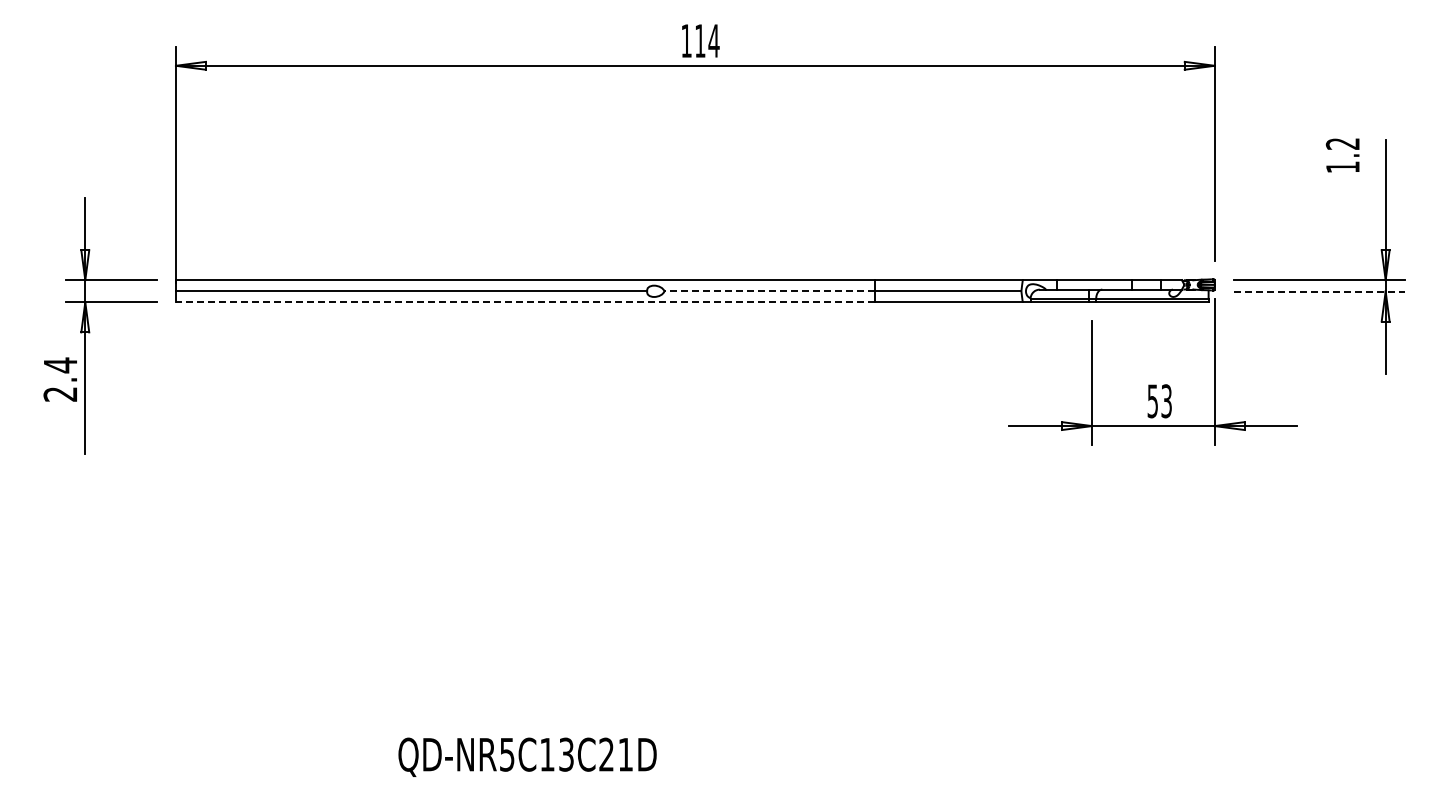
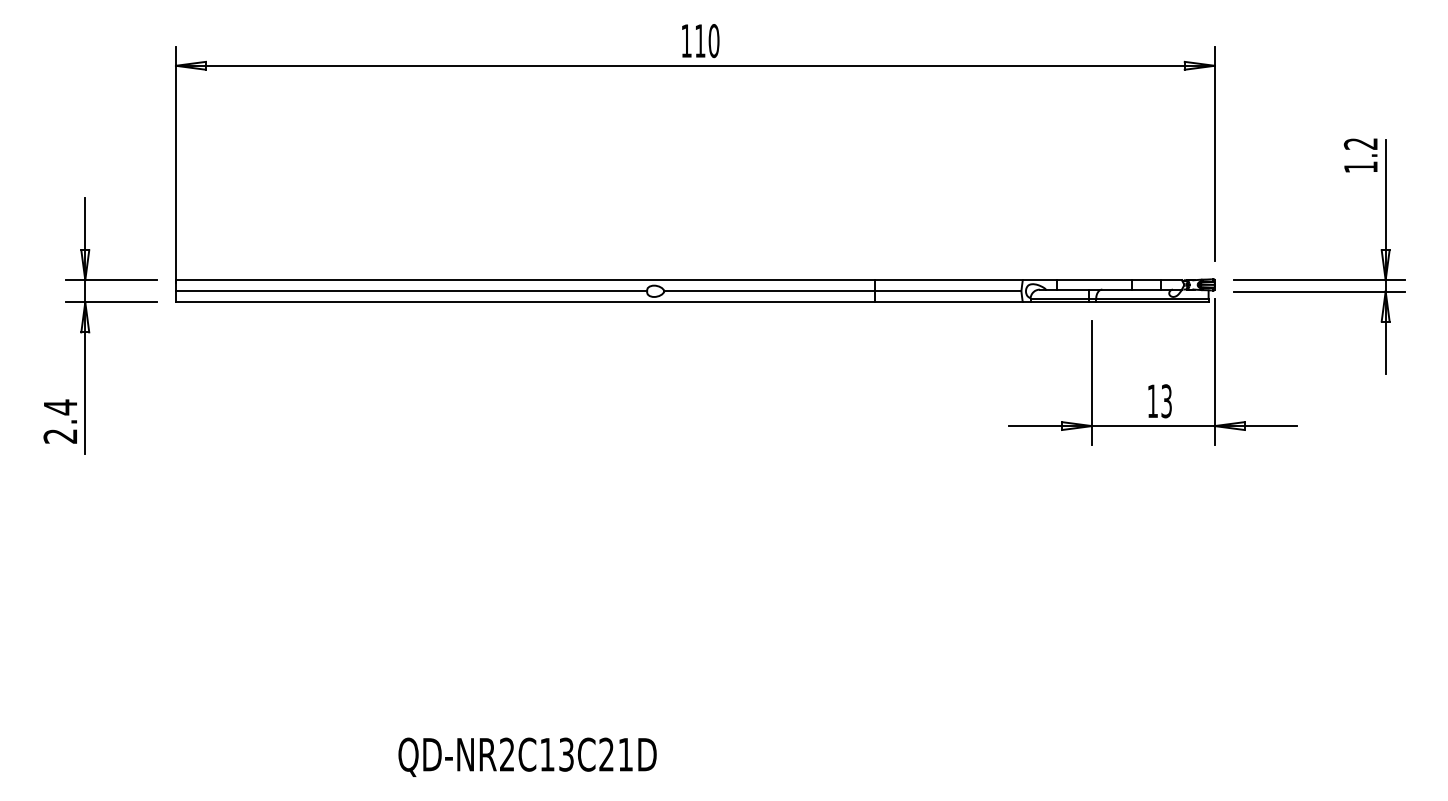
text: 114 -> 110 (713, 41)
text position: (1342, 155) -> (1360, 155) (1360, 155)
line: dashed -> solid (769, 291)
line: dashed -> solid (1319, 291)
line: dashed -> solid (524, 302)
text position: (59, 379) -> (59, 421) (59, 421)
text: 53 -> 13 (1152, 401)
text: QD-NR5C13C21D -> QD-NR2C13C21D (507, 754)
